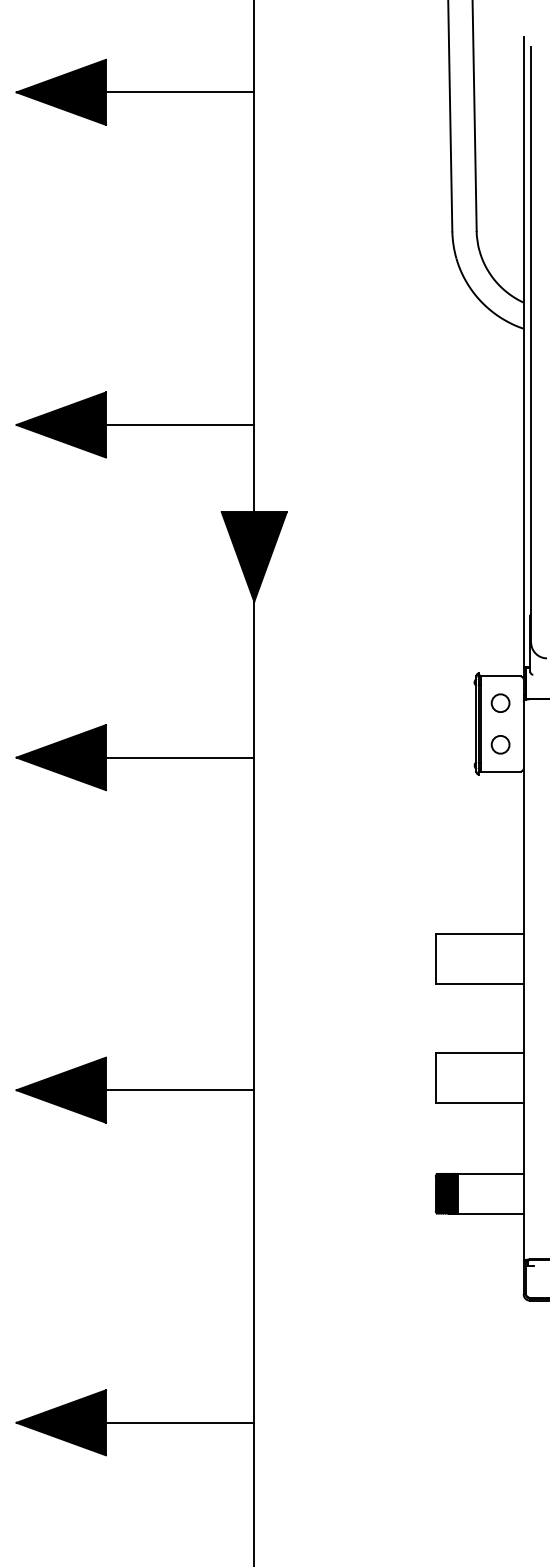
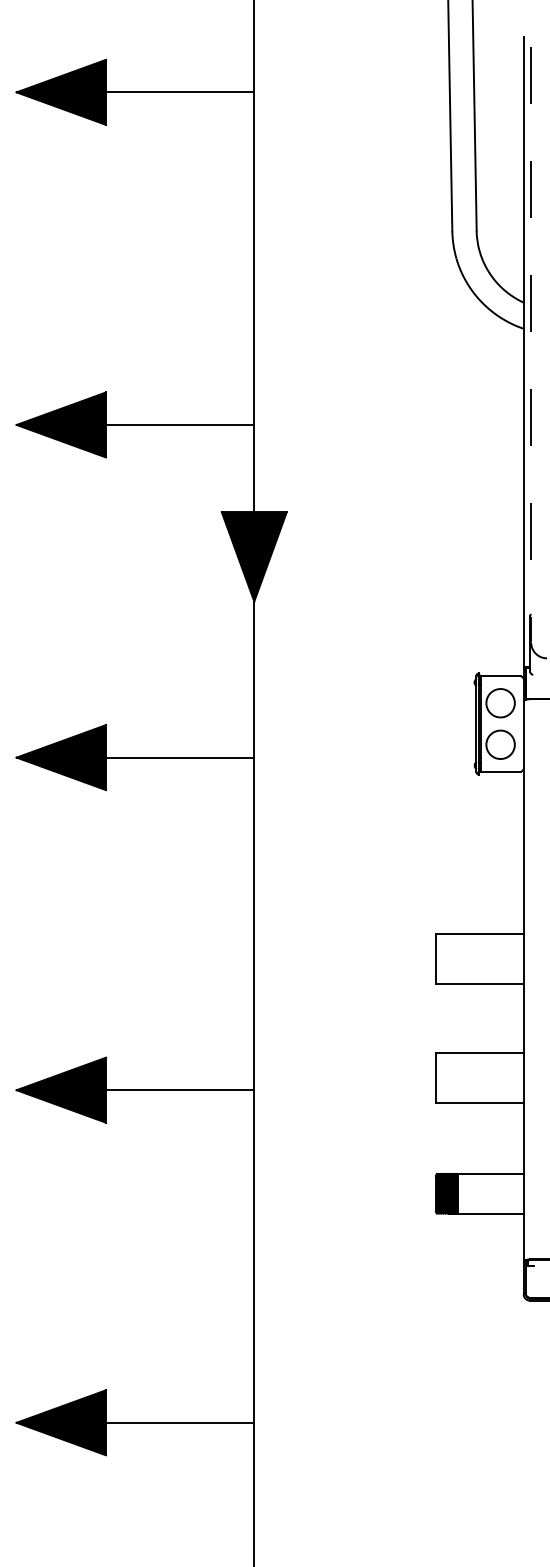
line: solid -> dashed (531, 344)
circle diameter: 18 px -> 28 px (500, 703)
circle diameter: 18 px -> 28 px (500, 744)
